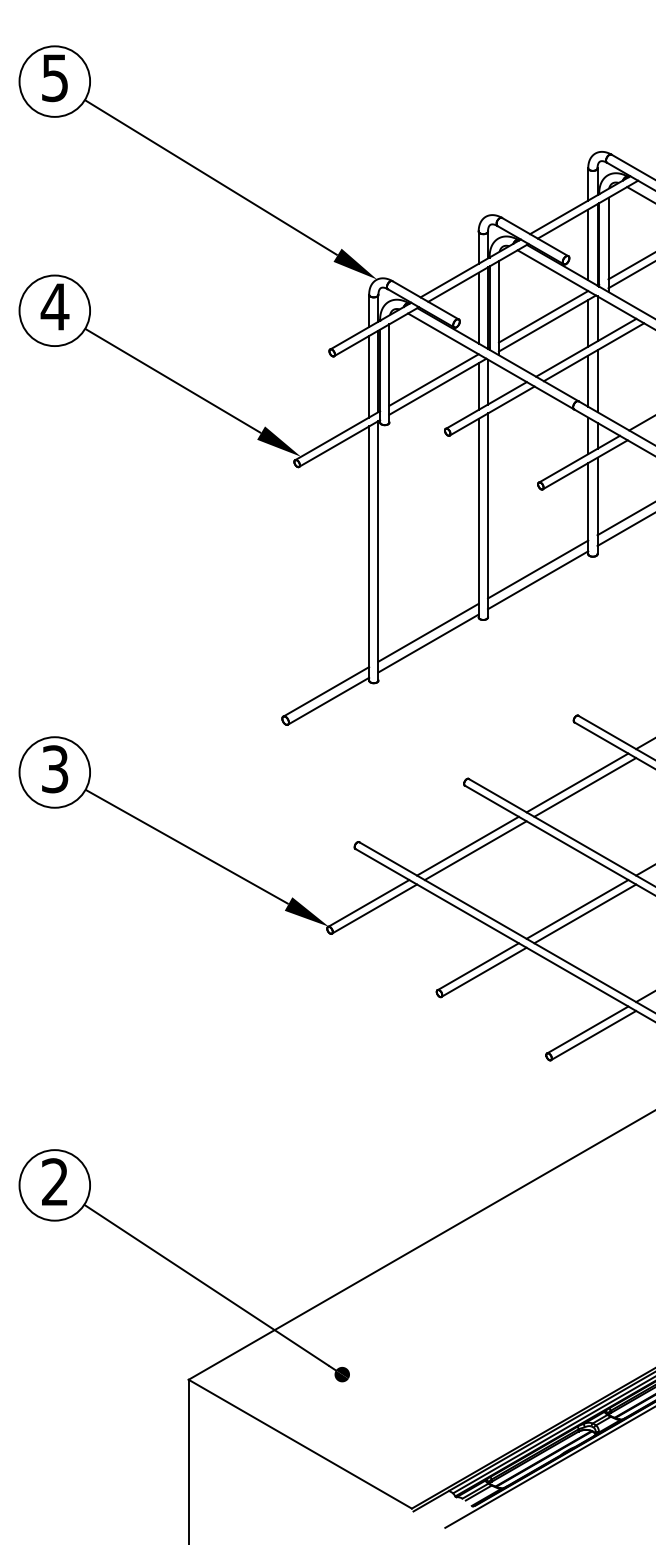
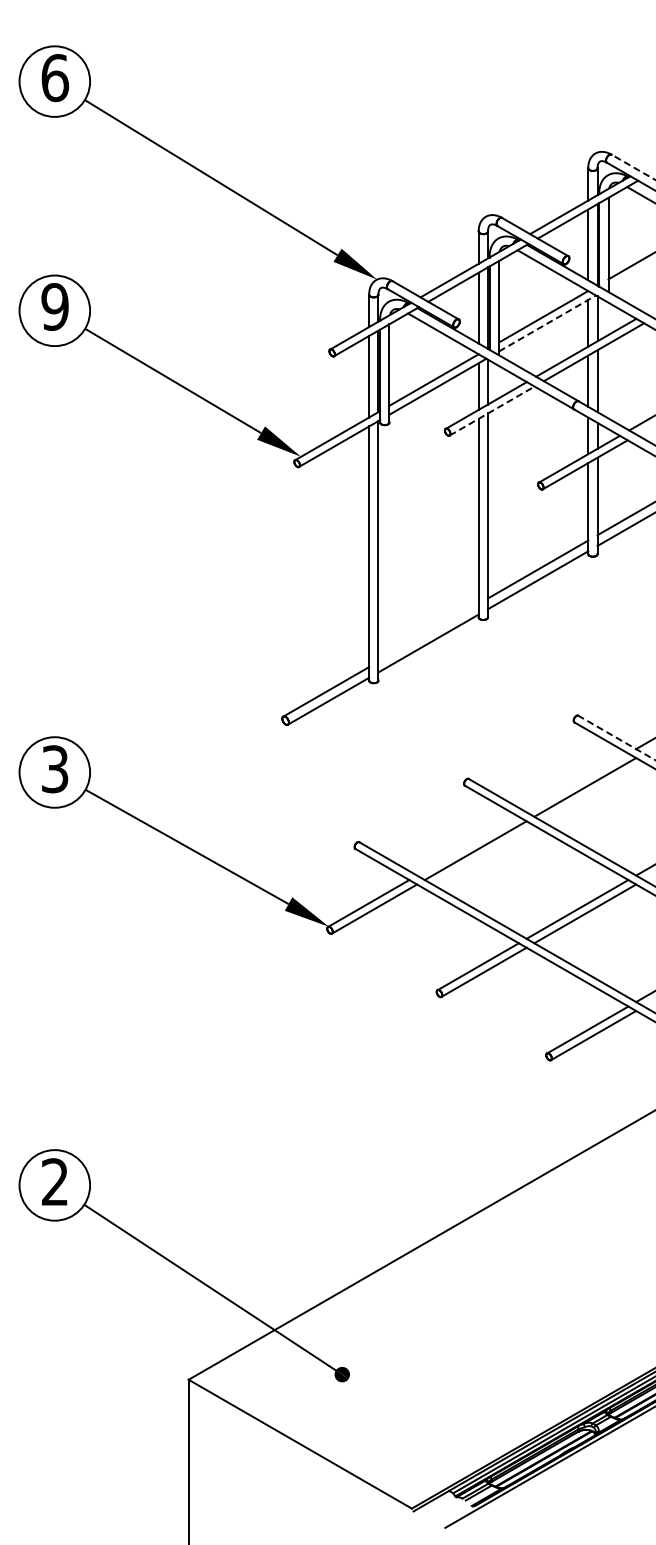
text: 5 -> 6 (55, 78)
line: solid -> dashed (633, 167)
line: present -> none (630, 275)
text: 4 -> 9 (54, 306)
line: solid -> dashed (547, 323)
line: solid -> dashed (492, 410)
line: present -> none (428, 632)
line: solid -> dashed (616, 737)
line: present -> none (577, 782)
line: present -> none (467, 845)
